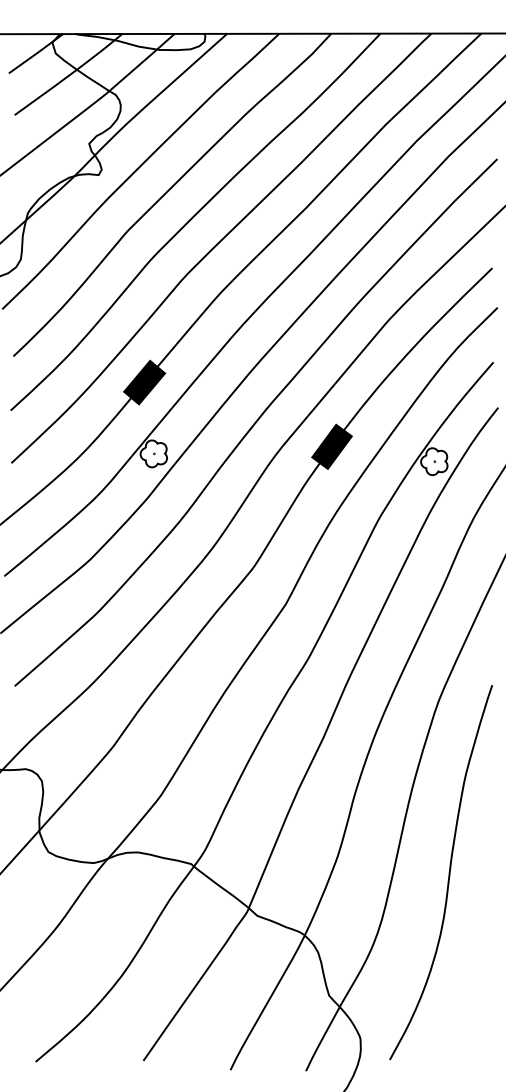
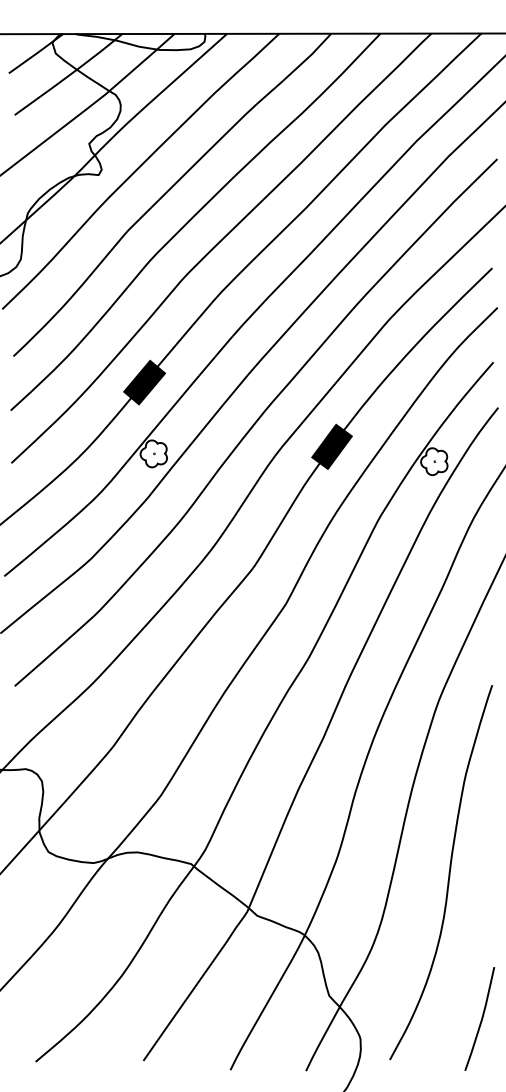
line: none -> present (481, 1018)
